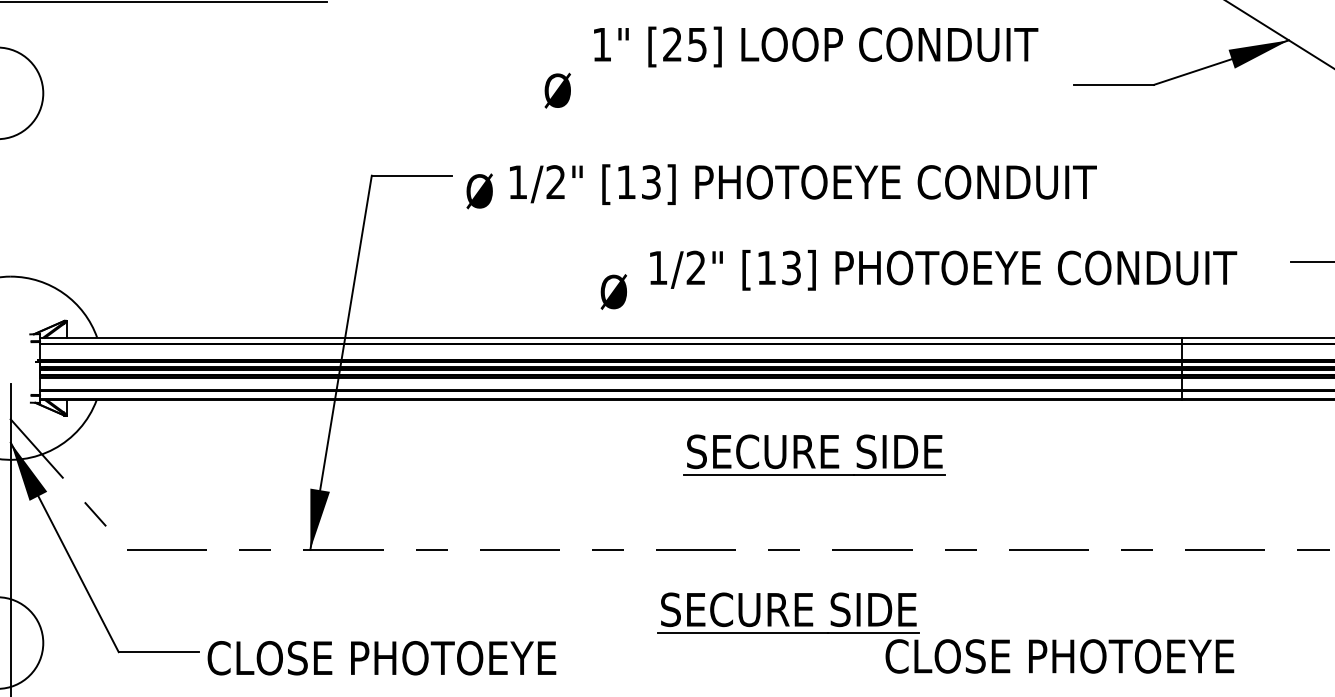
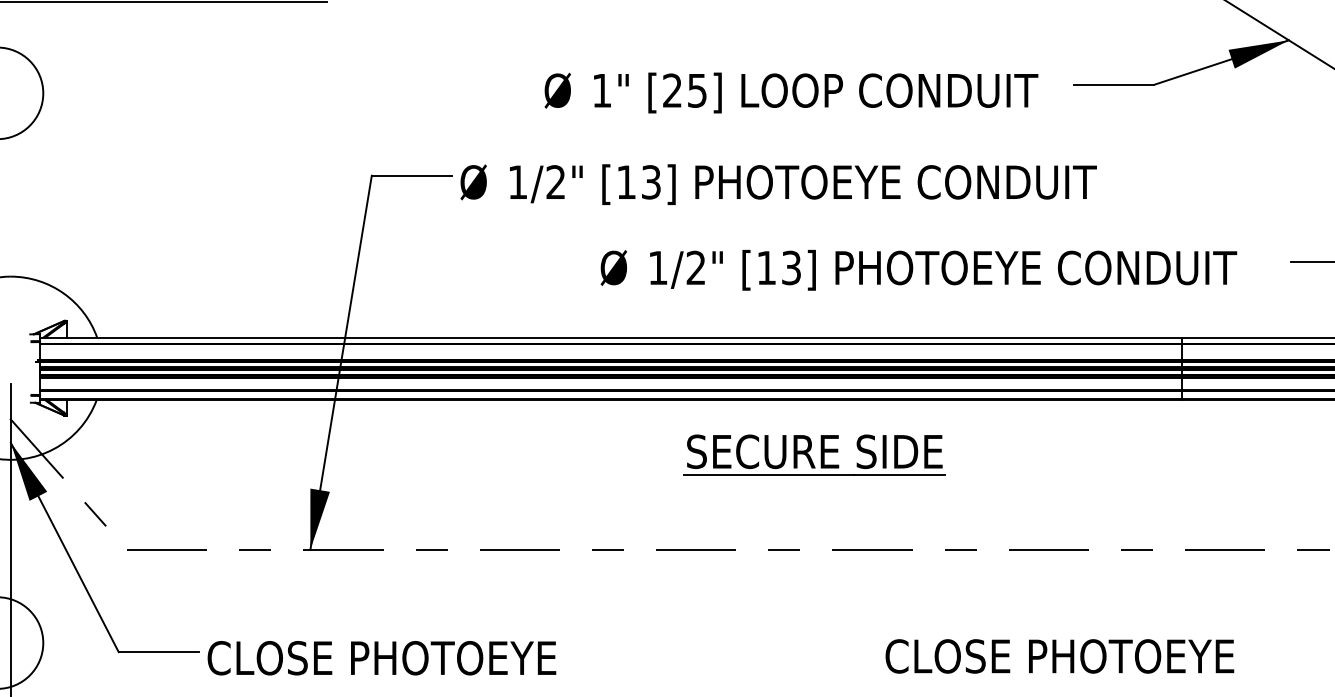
text position: (816, 46) -> (816, 92) (816, 92)
text position: (479, 191) -> (473, 182) (473, 182)
text position: (613, 291) -> (613, 267) (613, 267)
part: present -> none (788, 612)
